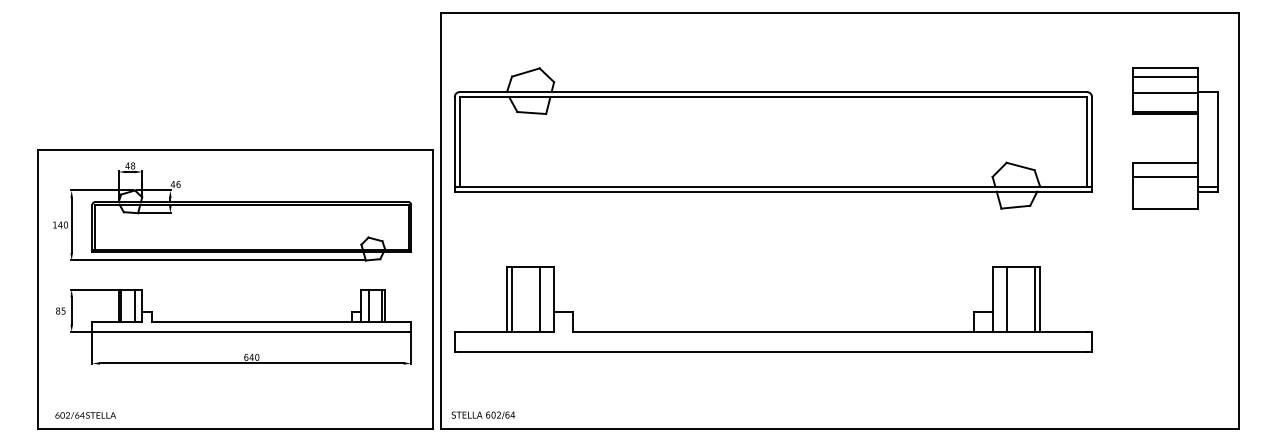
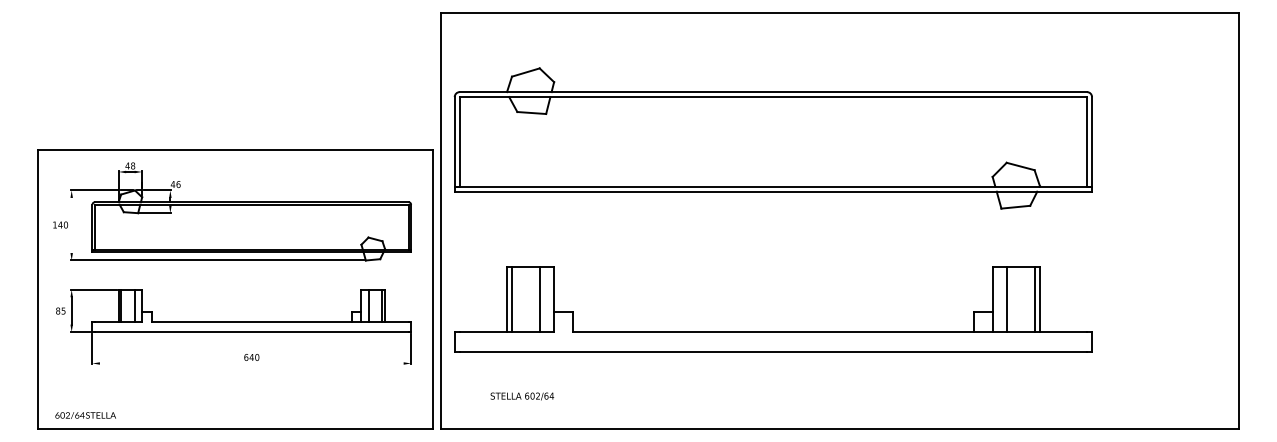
part: present -> none (1197, 138)
line: present -> none (71, 225)
line: present -> none (251, 363)
text position: (483, 415) -> (522, 396) (522, 396)
